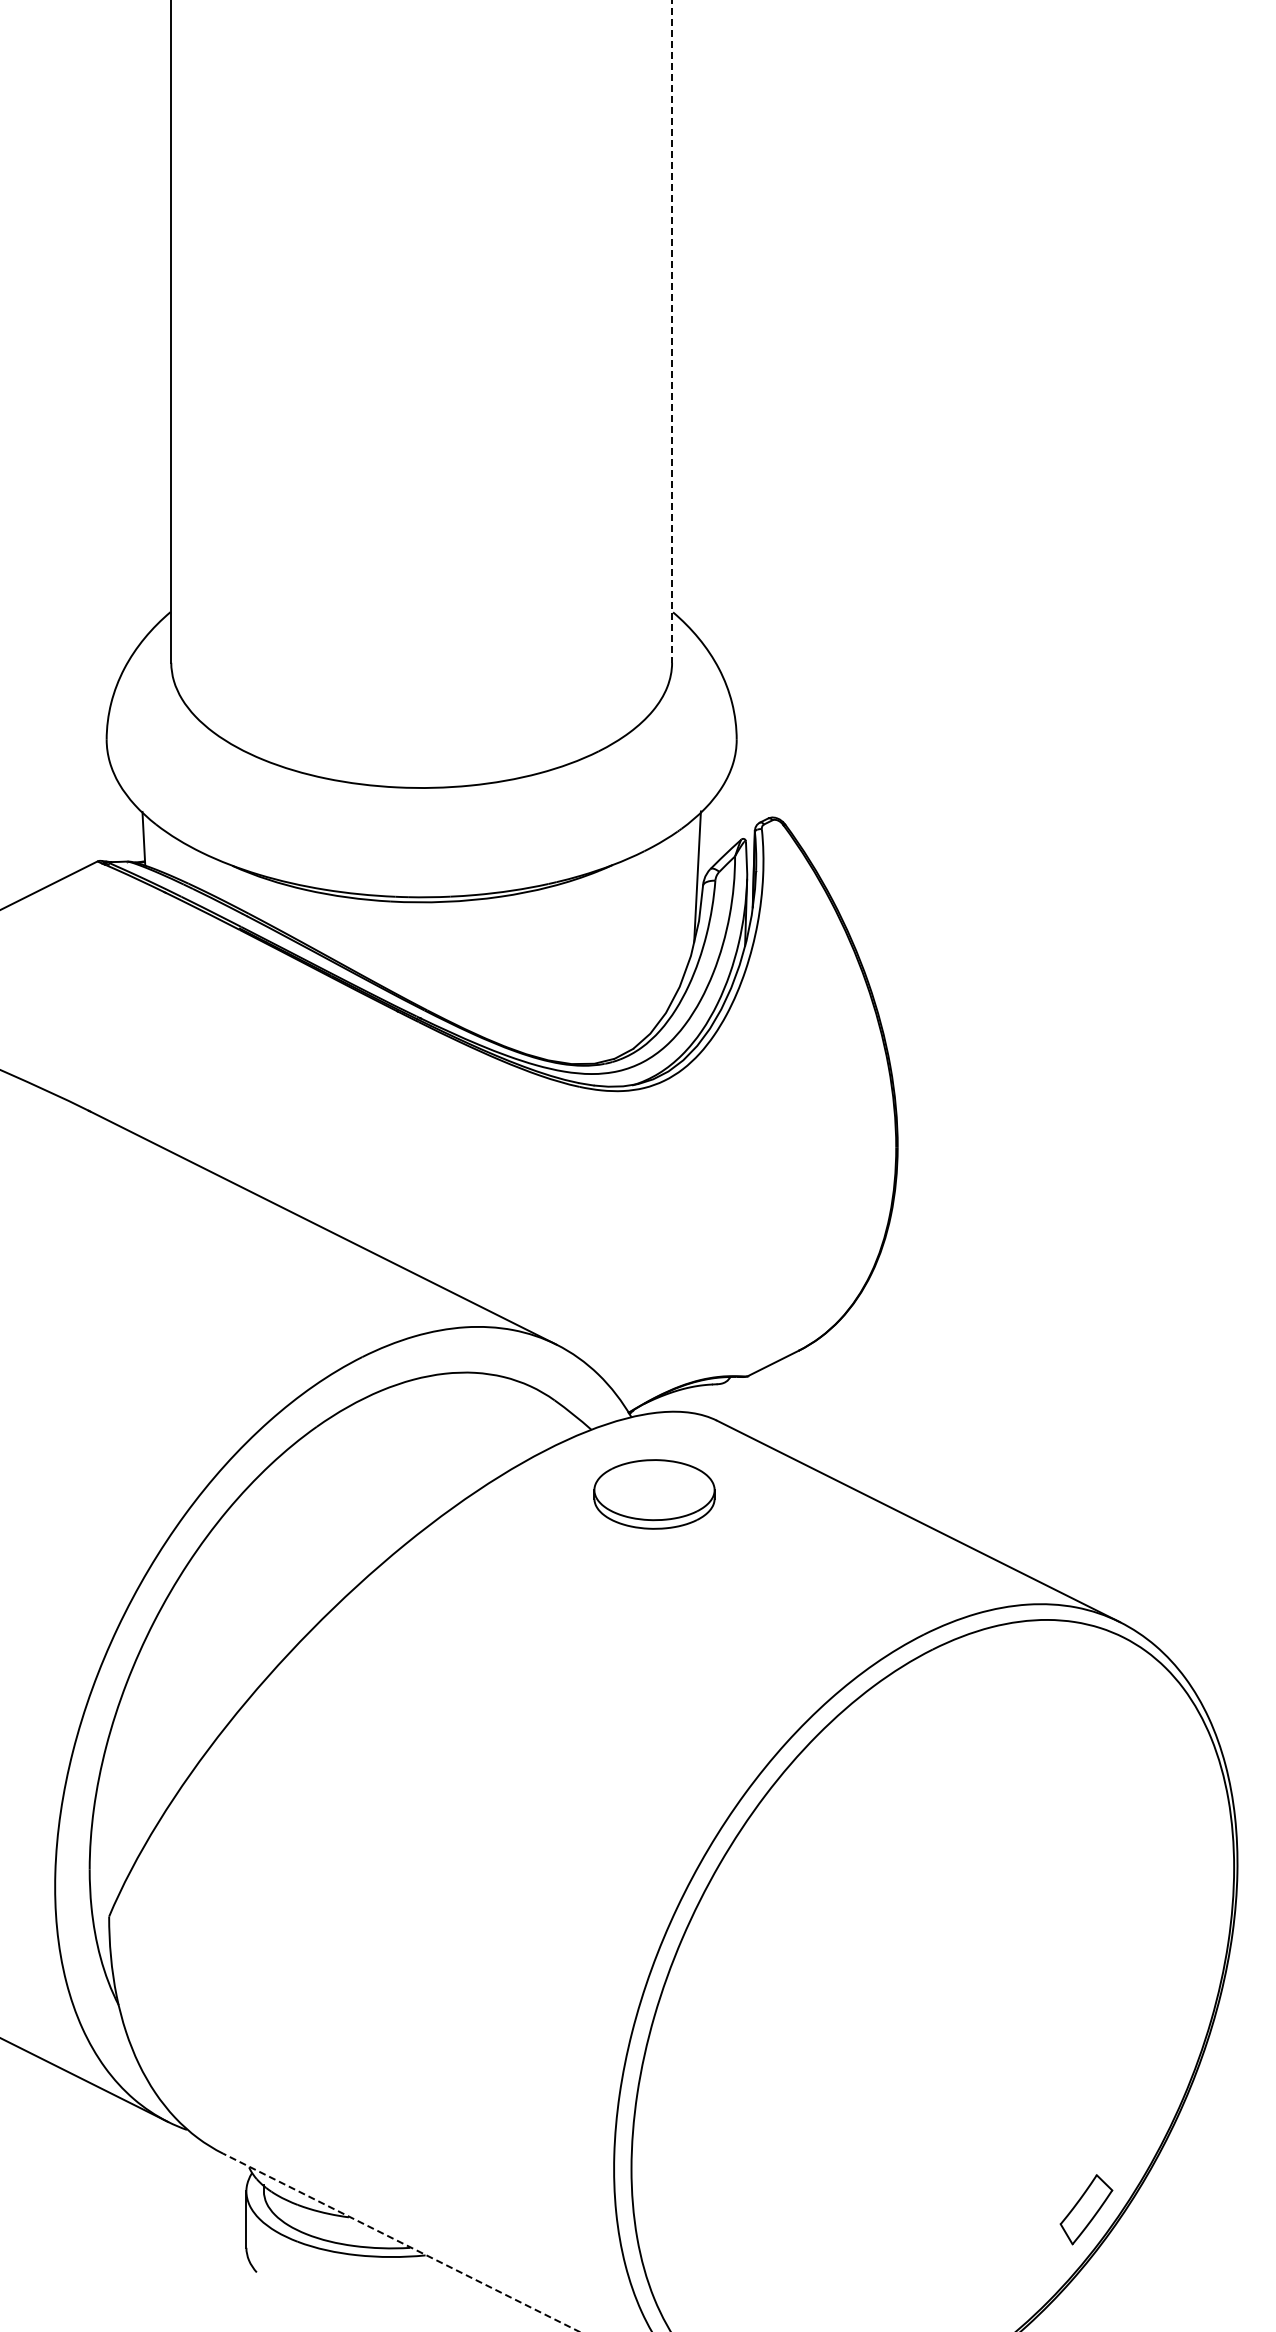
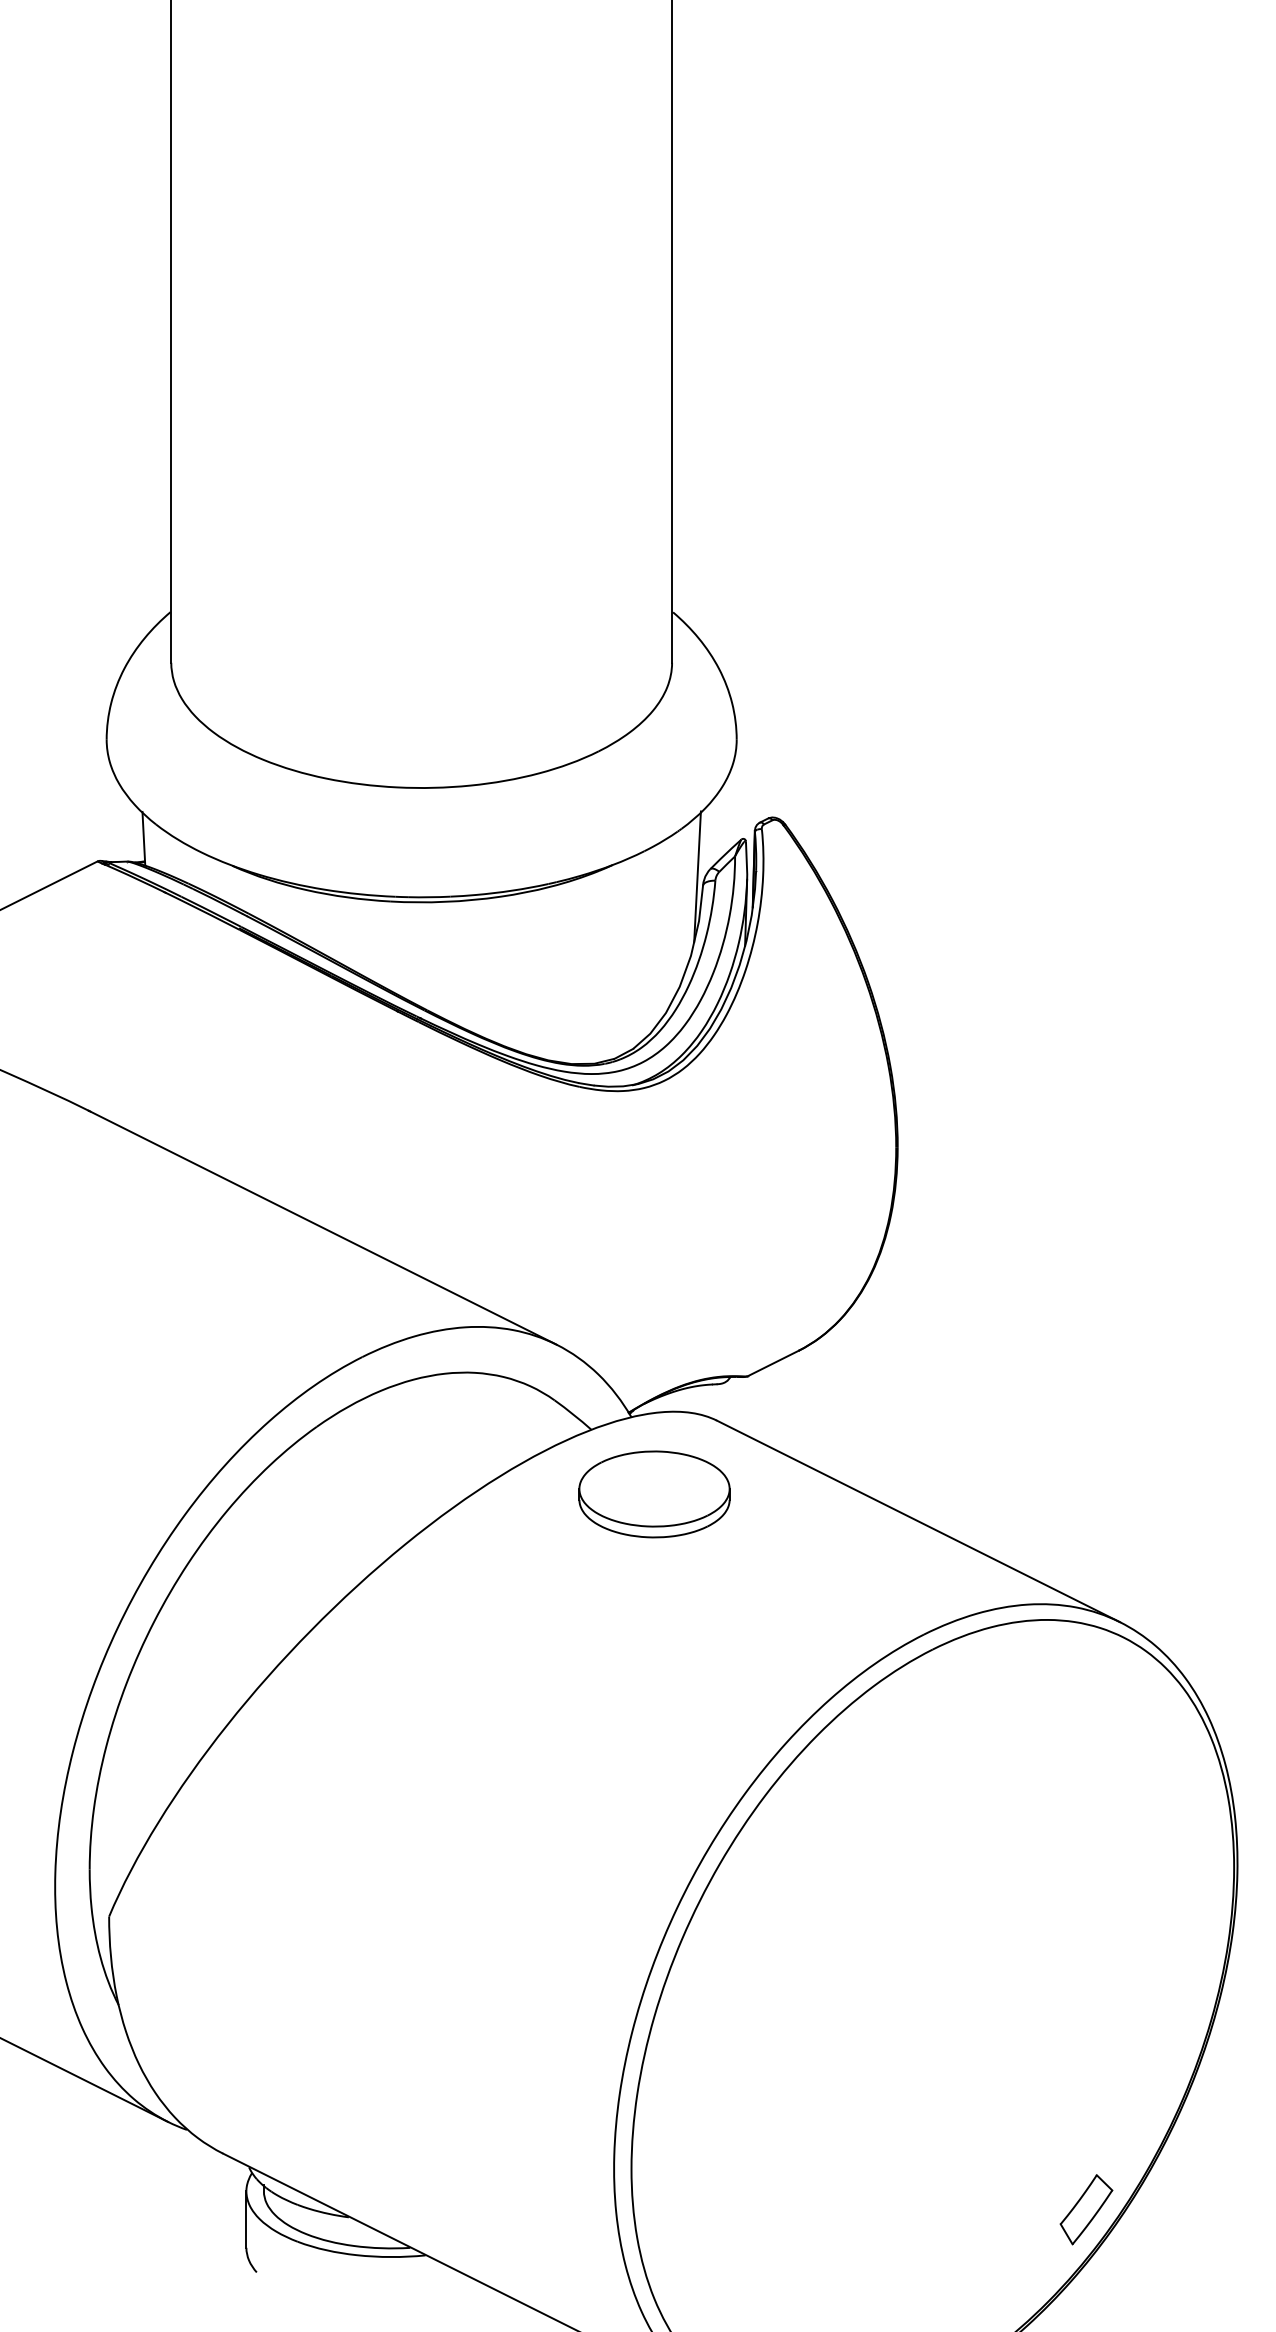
line: dashed -> solid (672, 331)
part size: 123x71 px -> 153x89 px (654, 1494)
line: dashed -> solid (400, 2242)
